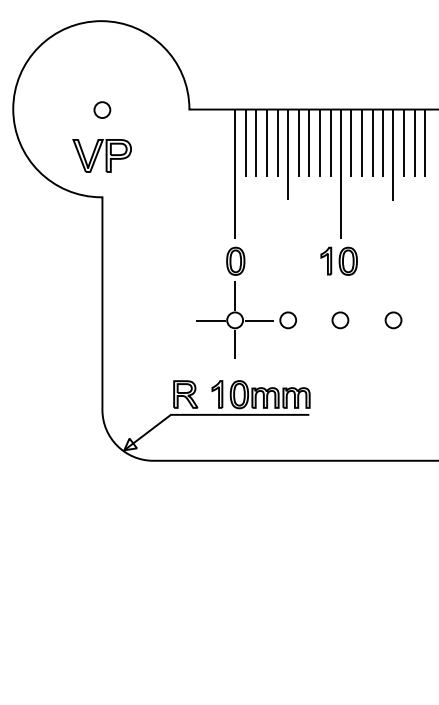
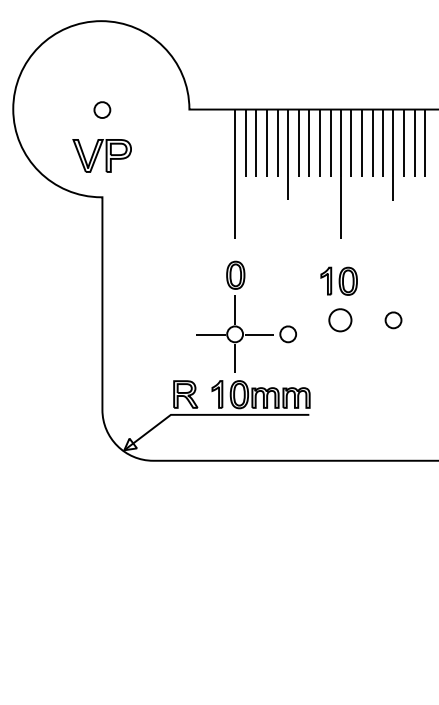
part position: (338, 260) -> (338, 280) (338, 280)
part position: (235, 302) -> (235, 316) (235, 316)
part size: 19x19 px -> 25x25 px (340, 320)
